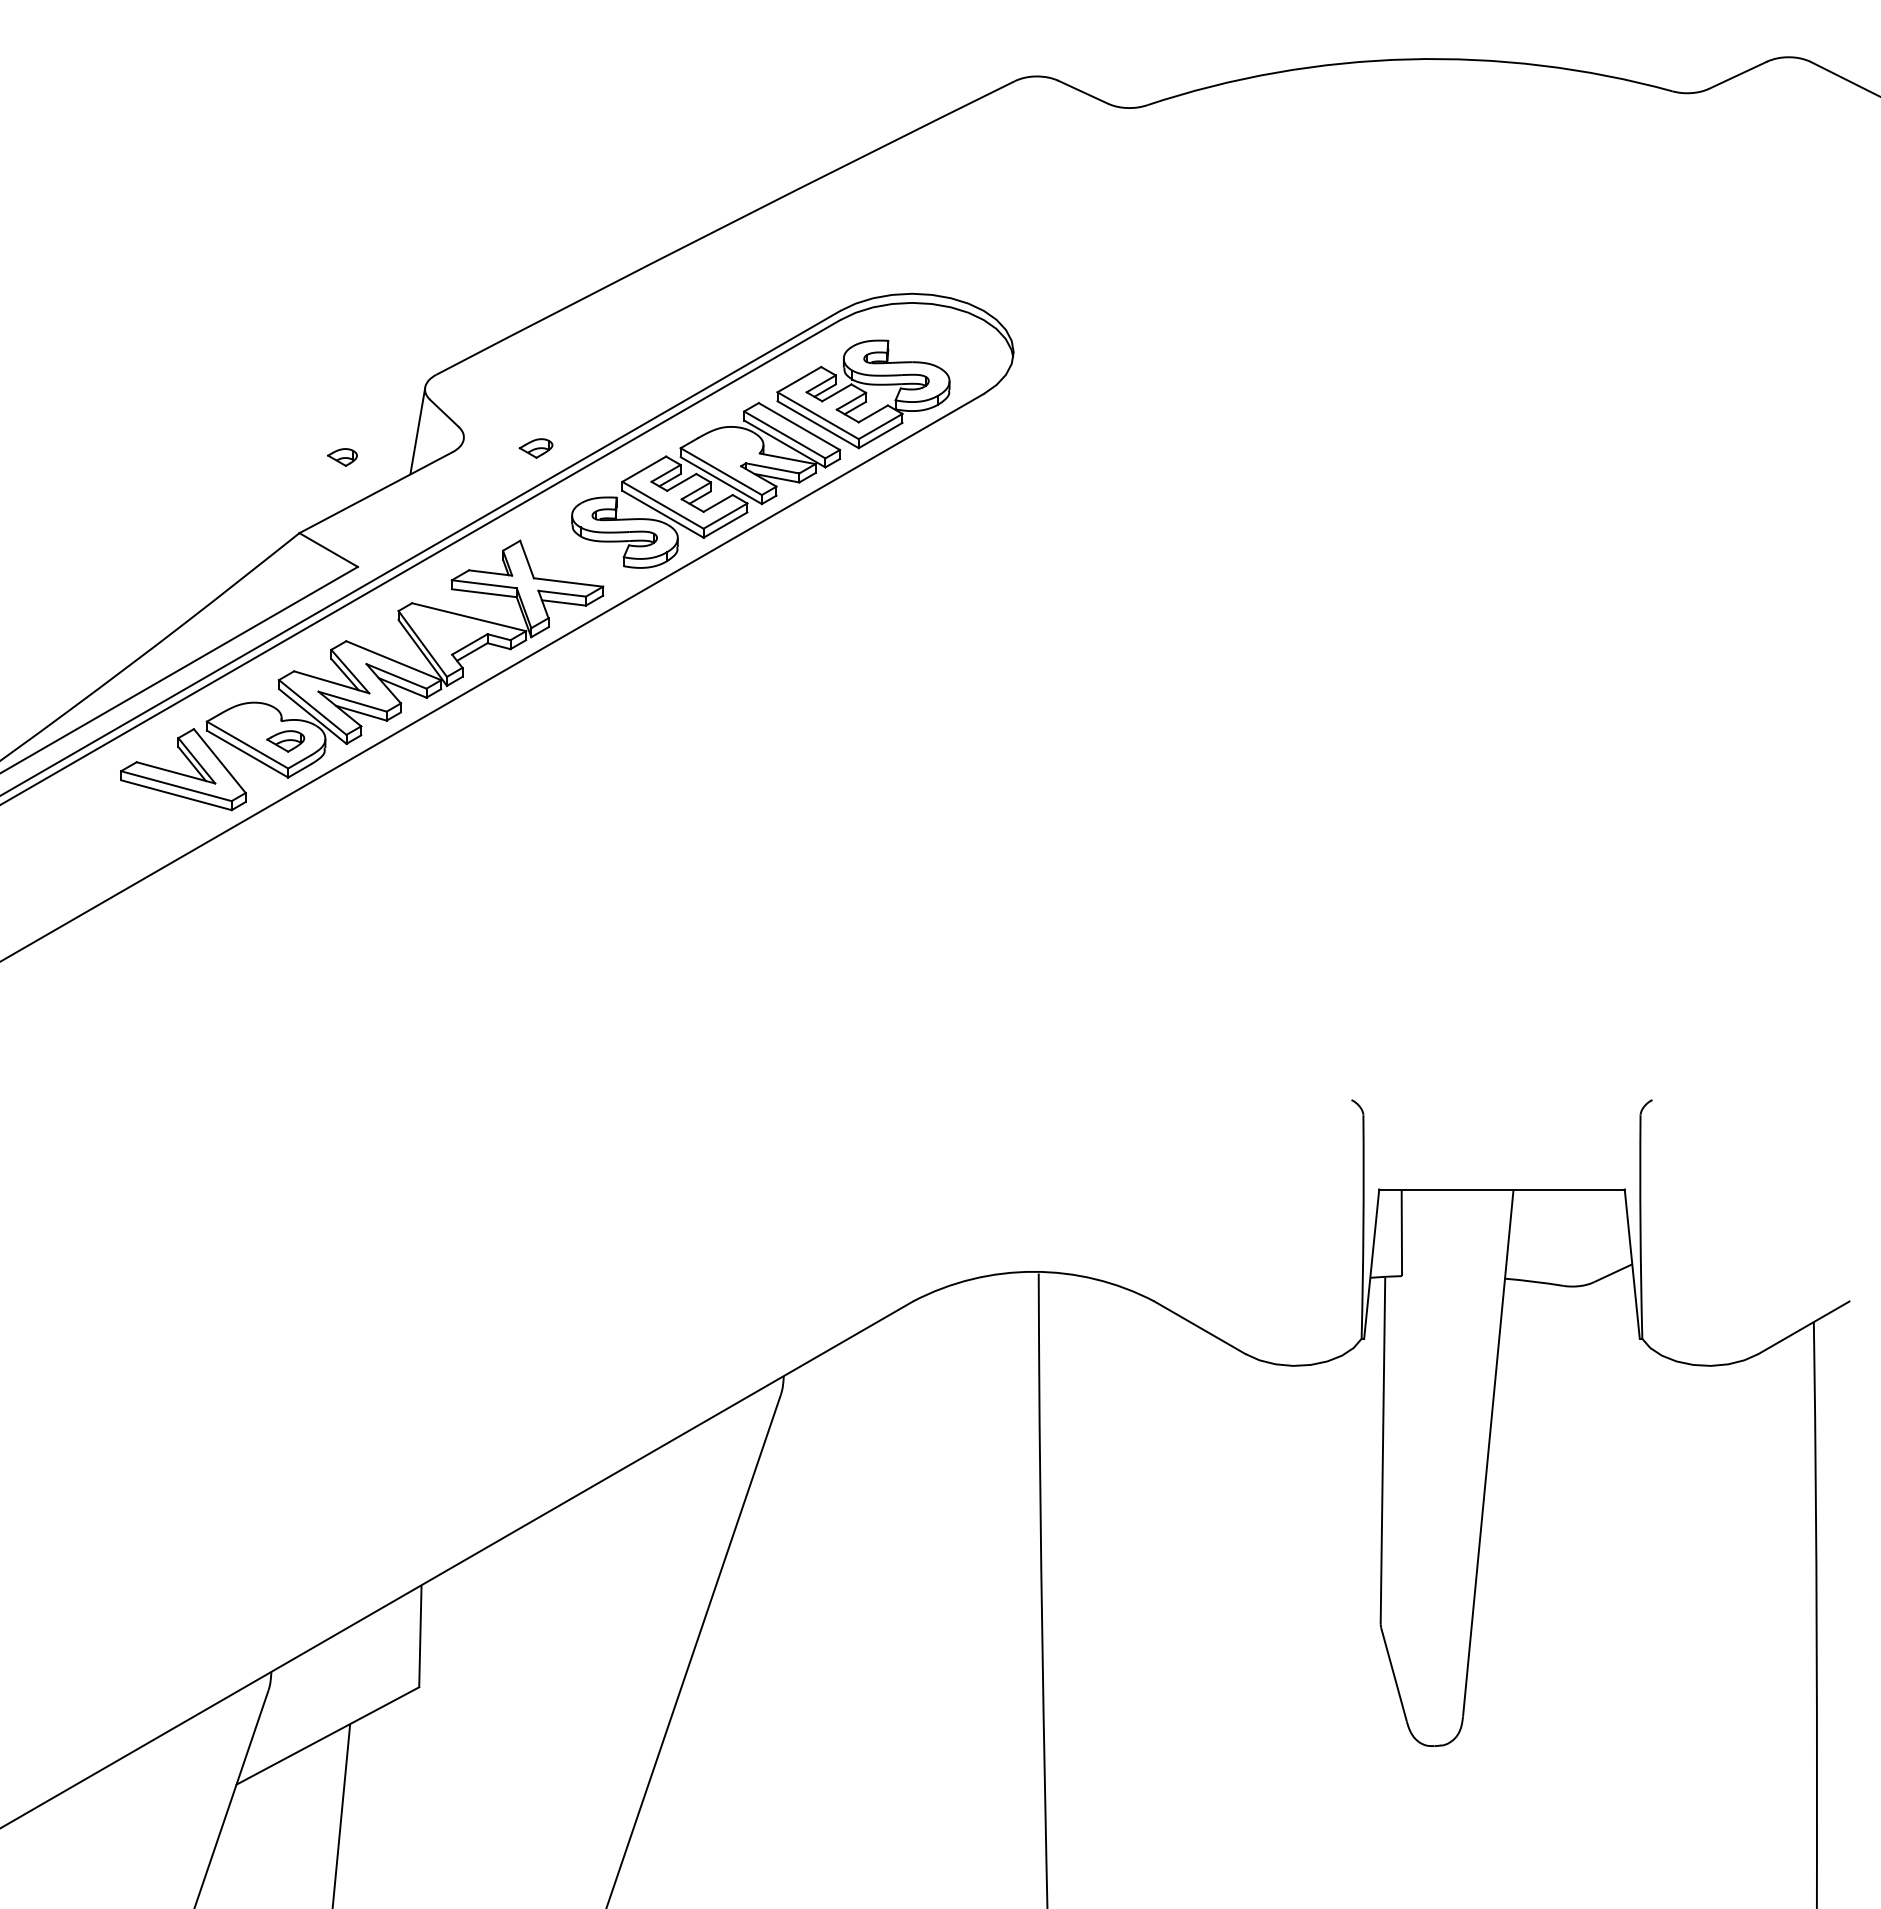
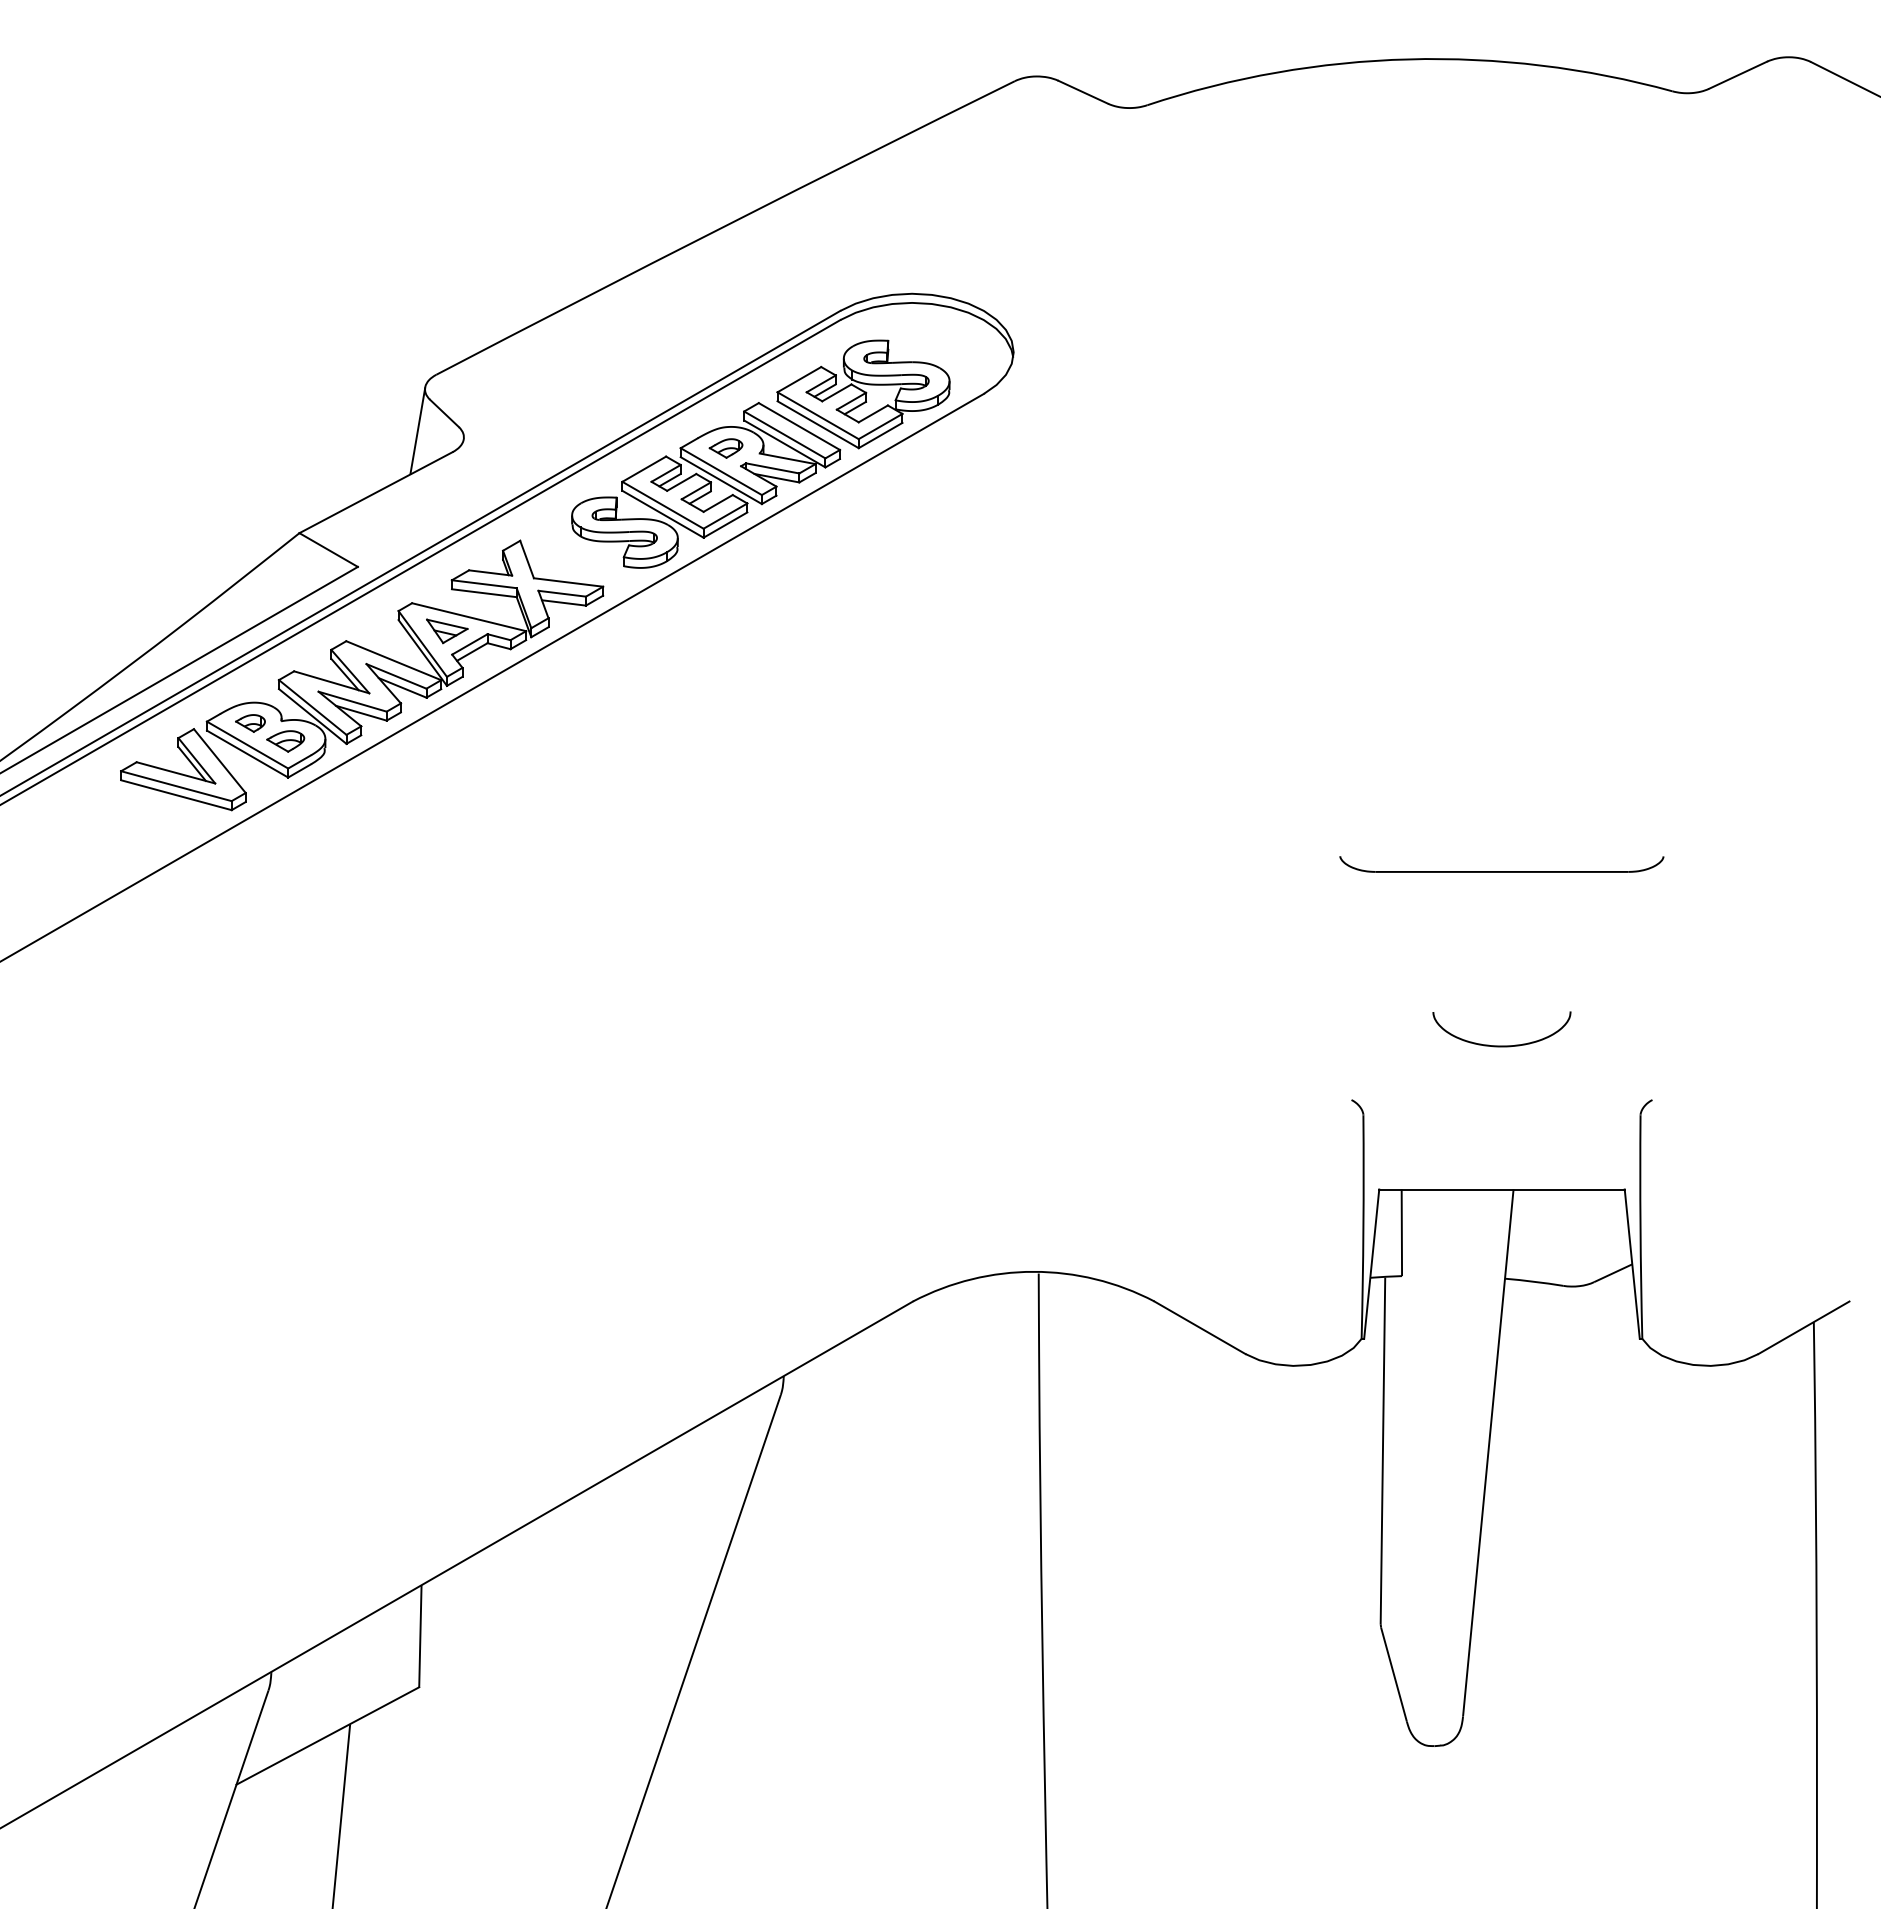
part position: (535, 448) -> (725, 448) (725, 448)
part position: (342, 457) -> (250, 723) (250, 723)
part: none -> present (447, 631)
part: none -> present (1501, 871)
curve: none -> present (1501, 1045)
